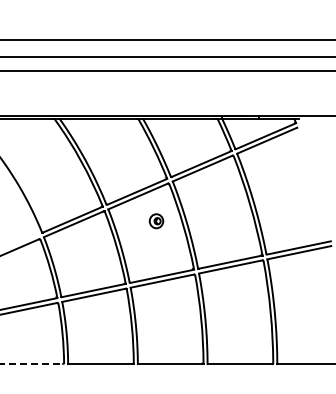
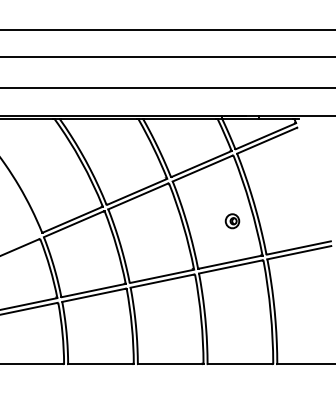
line position: (167, 39) -> (167, 29) (167, 29)
line position: (167, 71) -> (167, 88) (167, 88)
part position: (156, 221) -> (232, 221) (232, 221)
line: dashed -> solid (32, 364)
